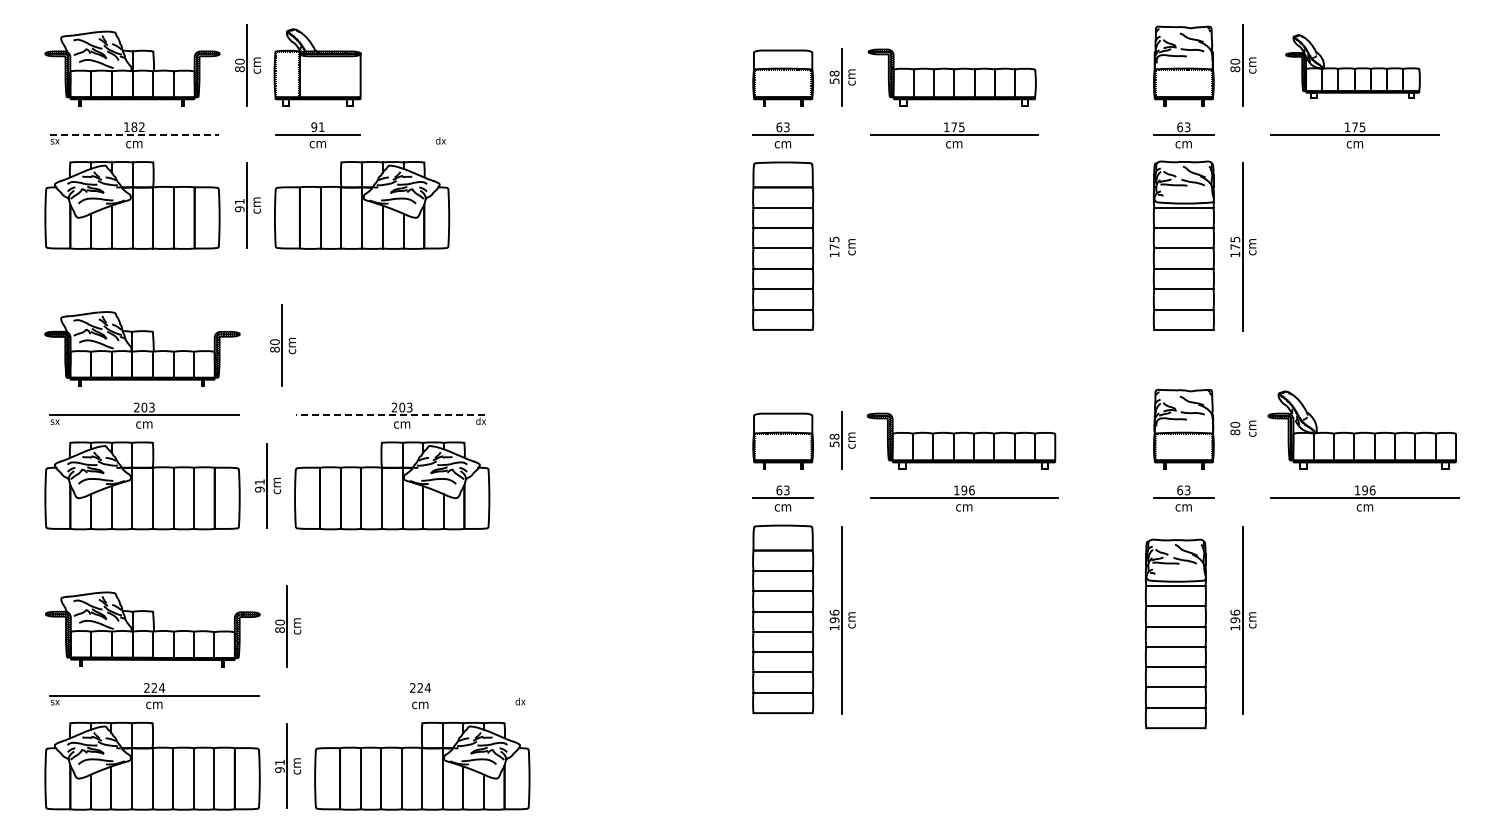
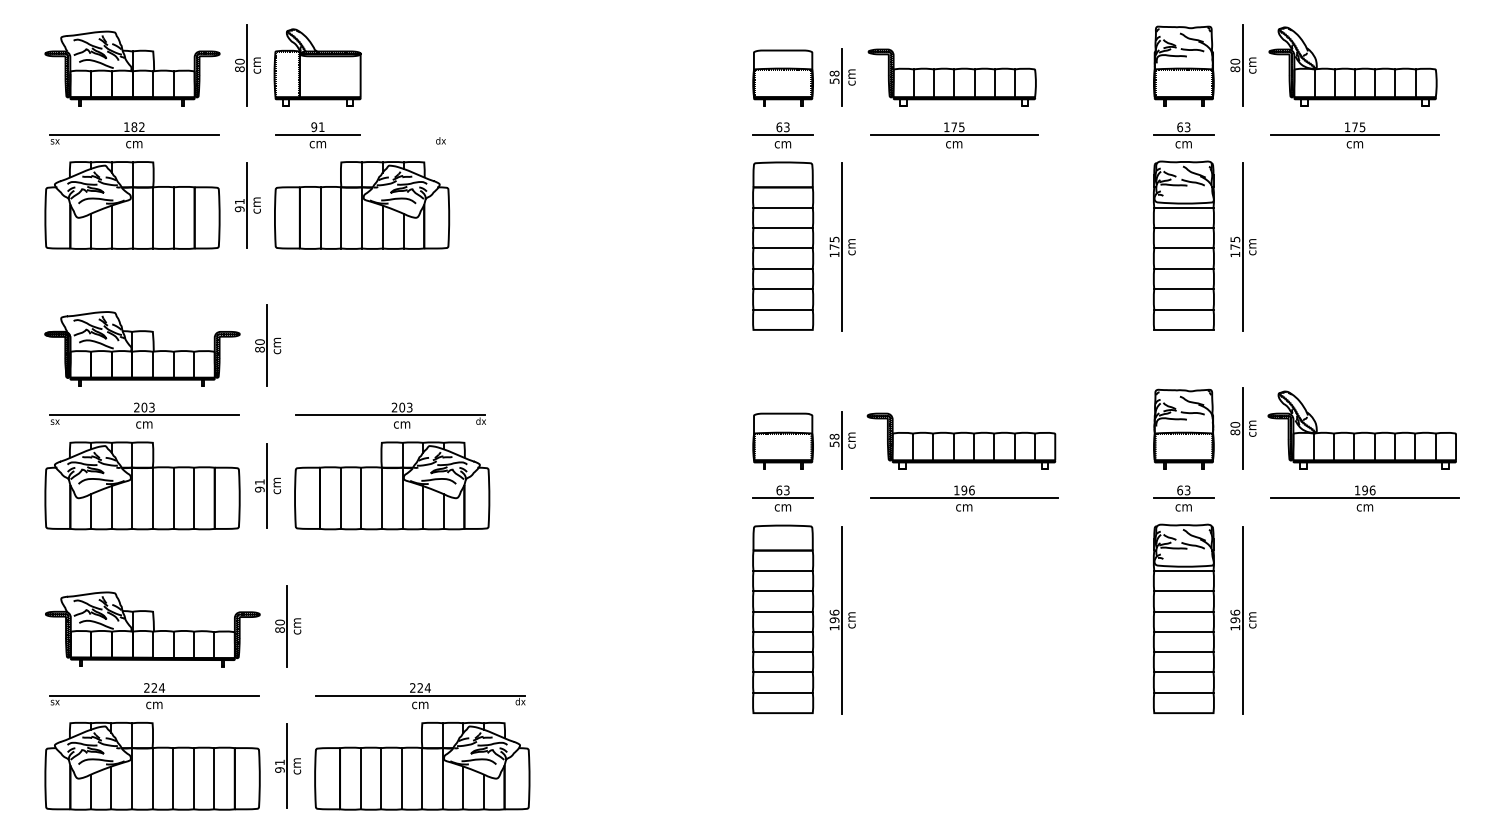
part size: 136x65 px -> 170x81 px (1352, 66)
line: dashed -> solid (134, 134)
line: none -> present (841, 246)
part position: (283, 345) -> (268, 345) (268, 345)
line: dashed -> solid (389, 415)
line: none -> present (1242, 428)
part position: (1175, 633) -> (1183, 618) (1183, 618)
line: none -> present (420, 695)
